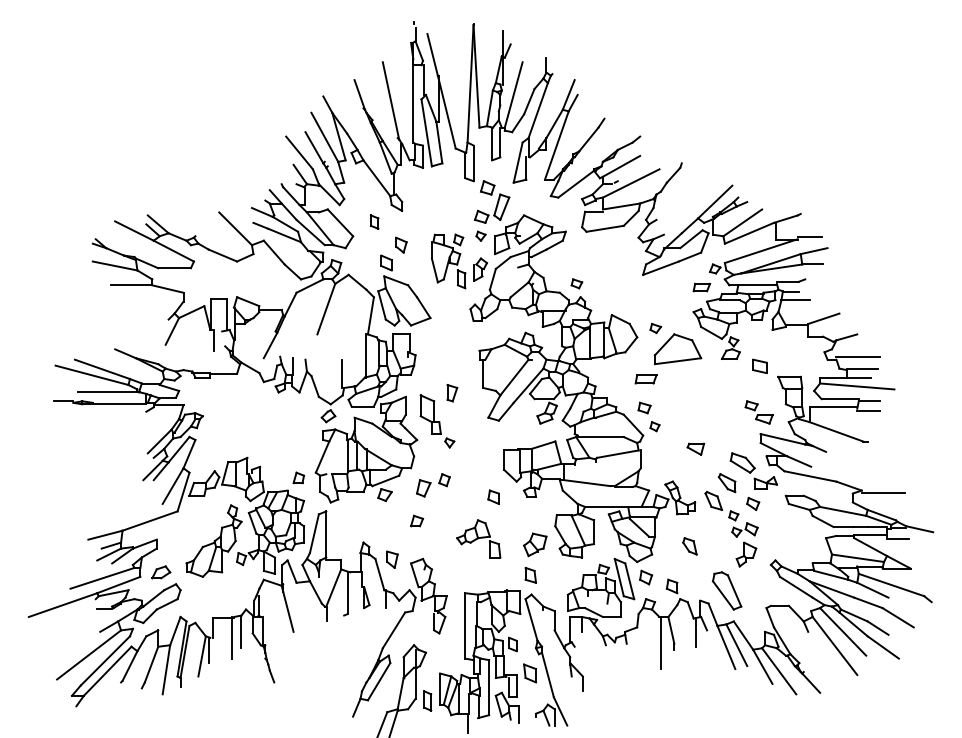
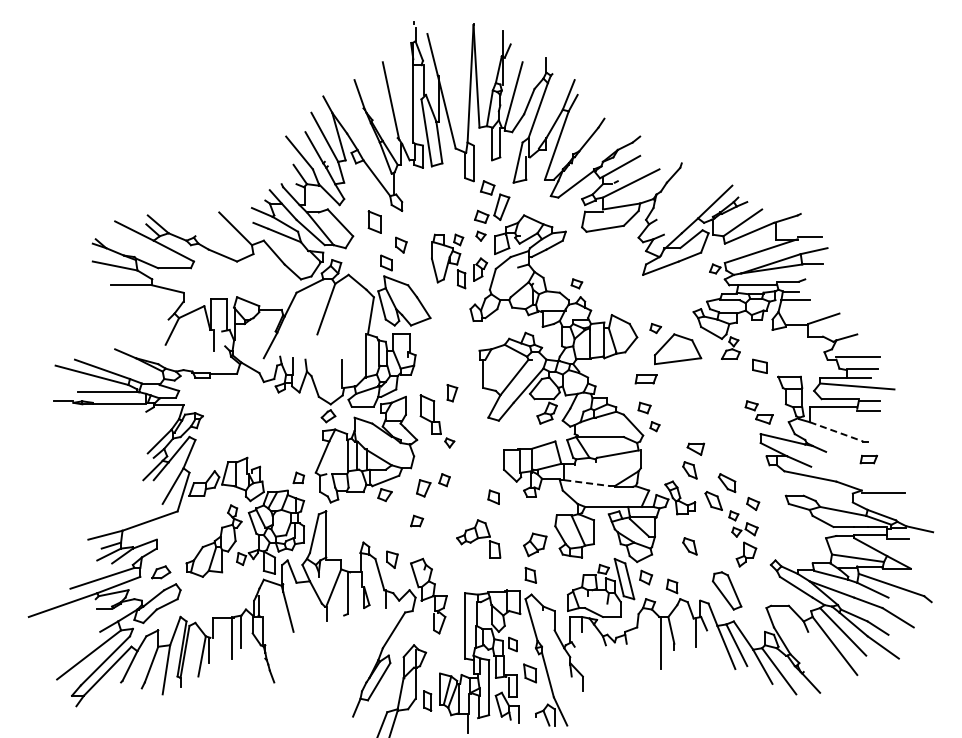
part size: 11x16 px -> 15x24 px (374, 221)
part position: (701, 287) -> (868, 459) (868, 459)
line: solid -> dashed (836, 432)
part: none -> present (689, 470)
part: present -> none (753, 470)
line: solid -> dashed (587, 483)
